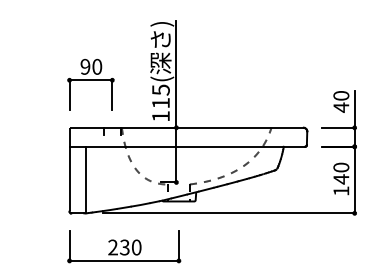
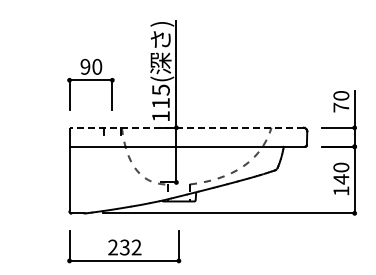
text: 40 -> 70 (341, 107)
line: solid -> dashed (187, 127)
line: present -> none (86, 178)
text: 230 -> 232 (136, 247)
